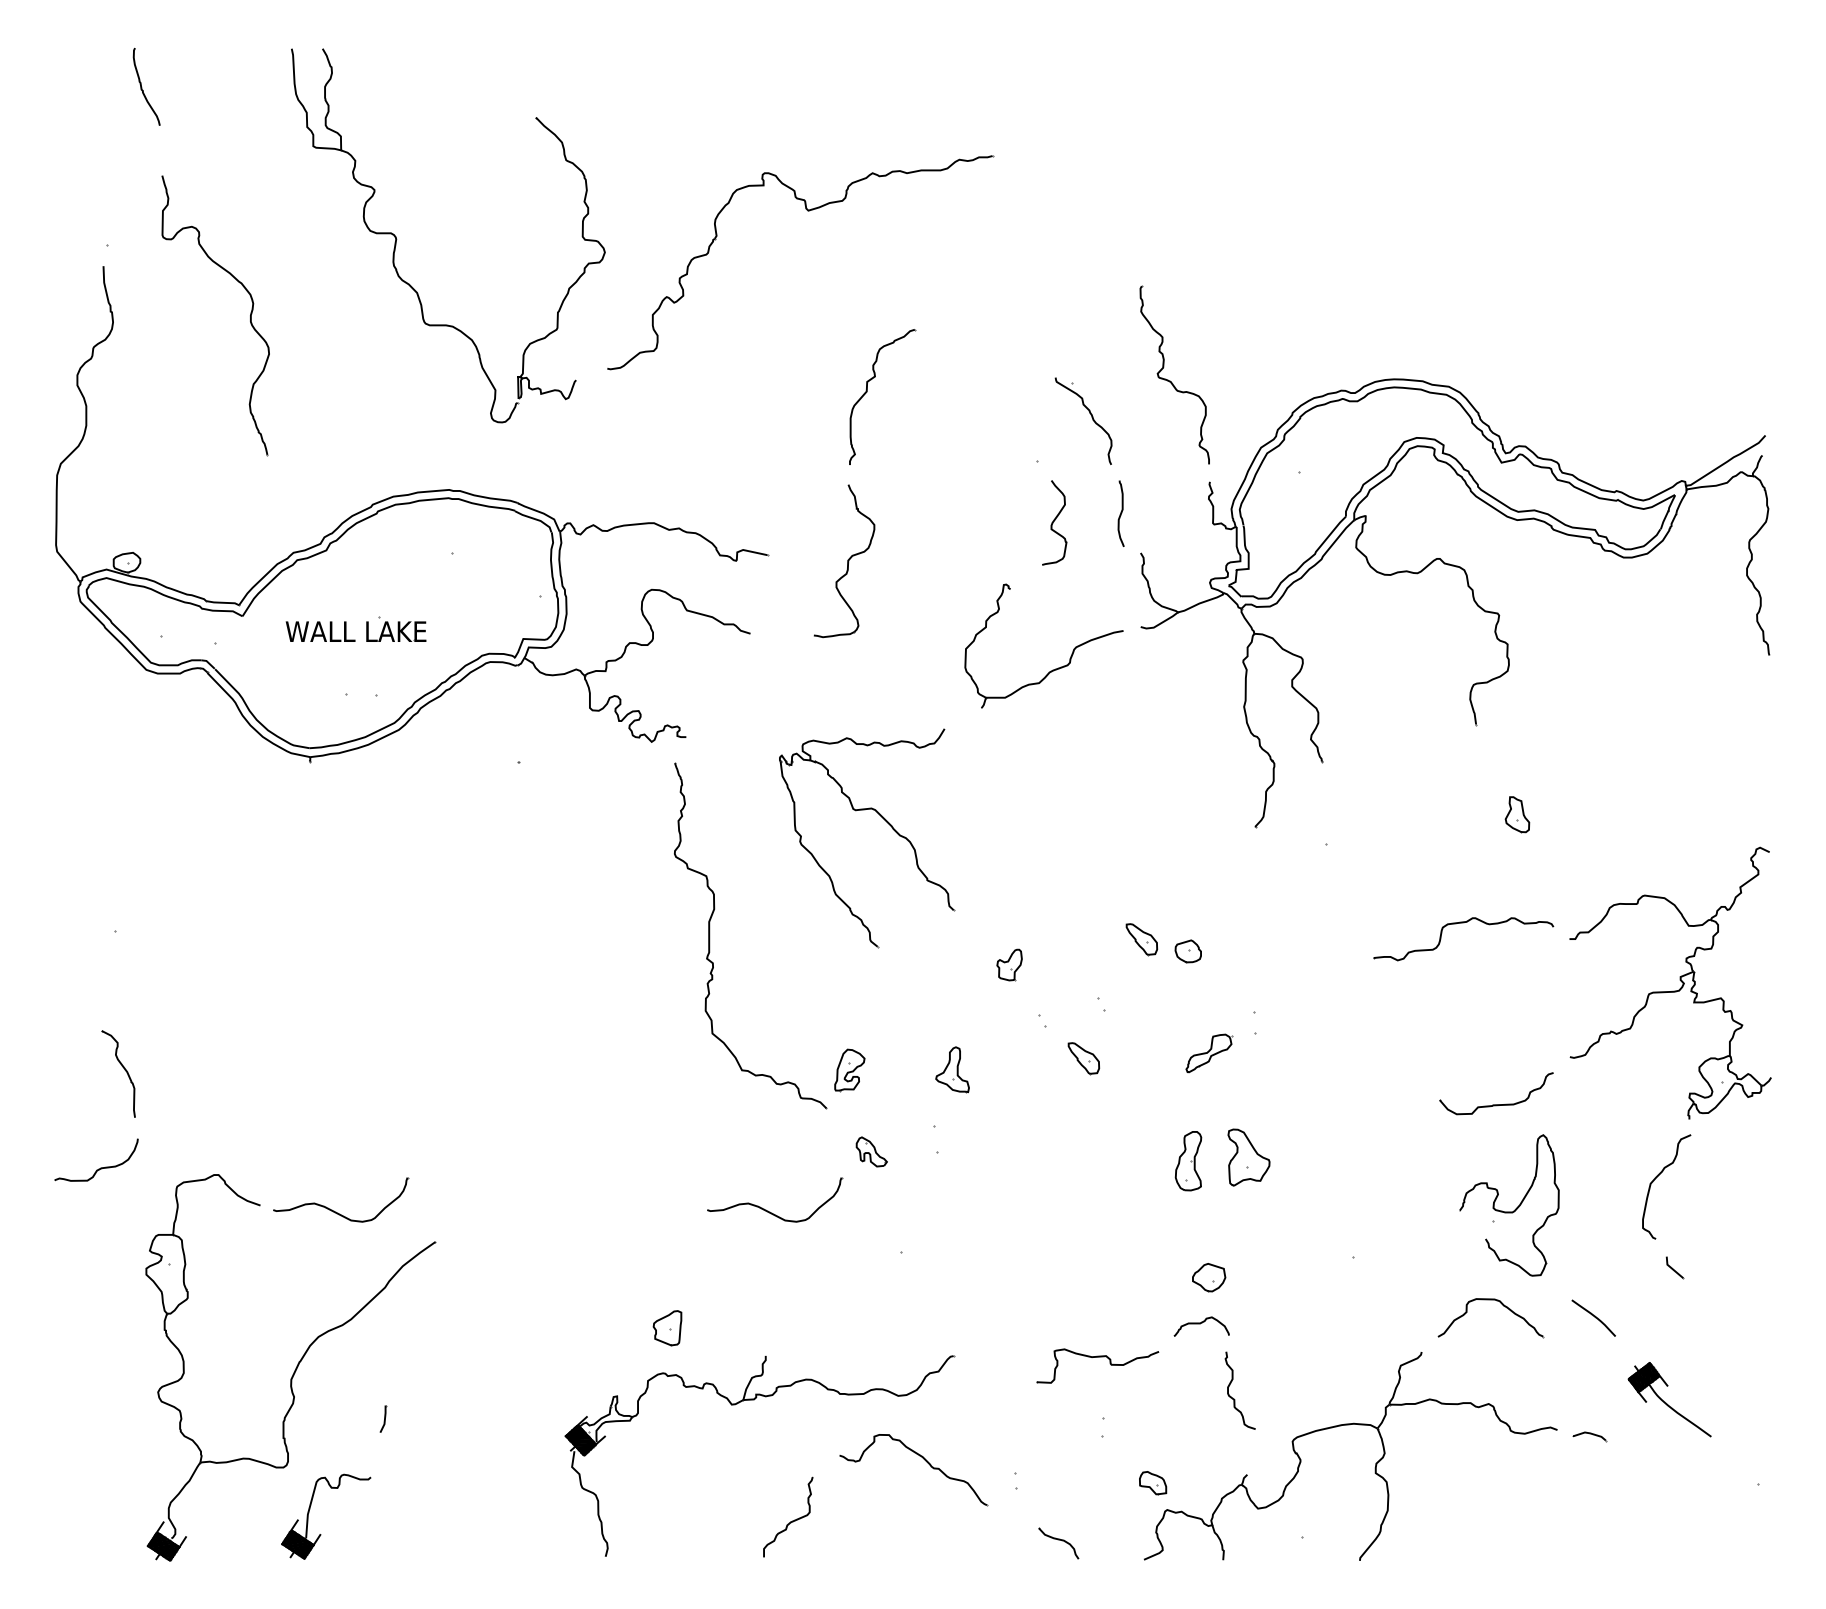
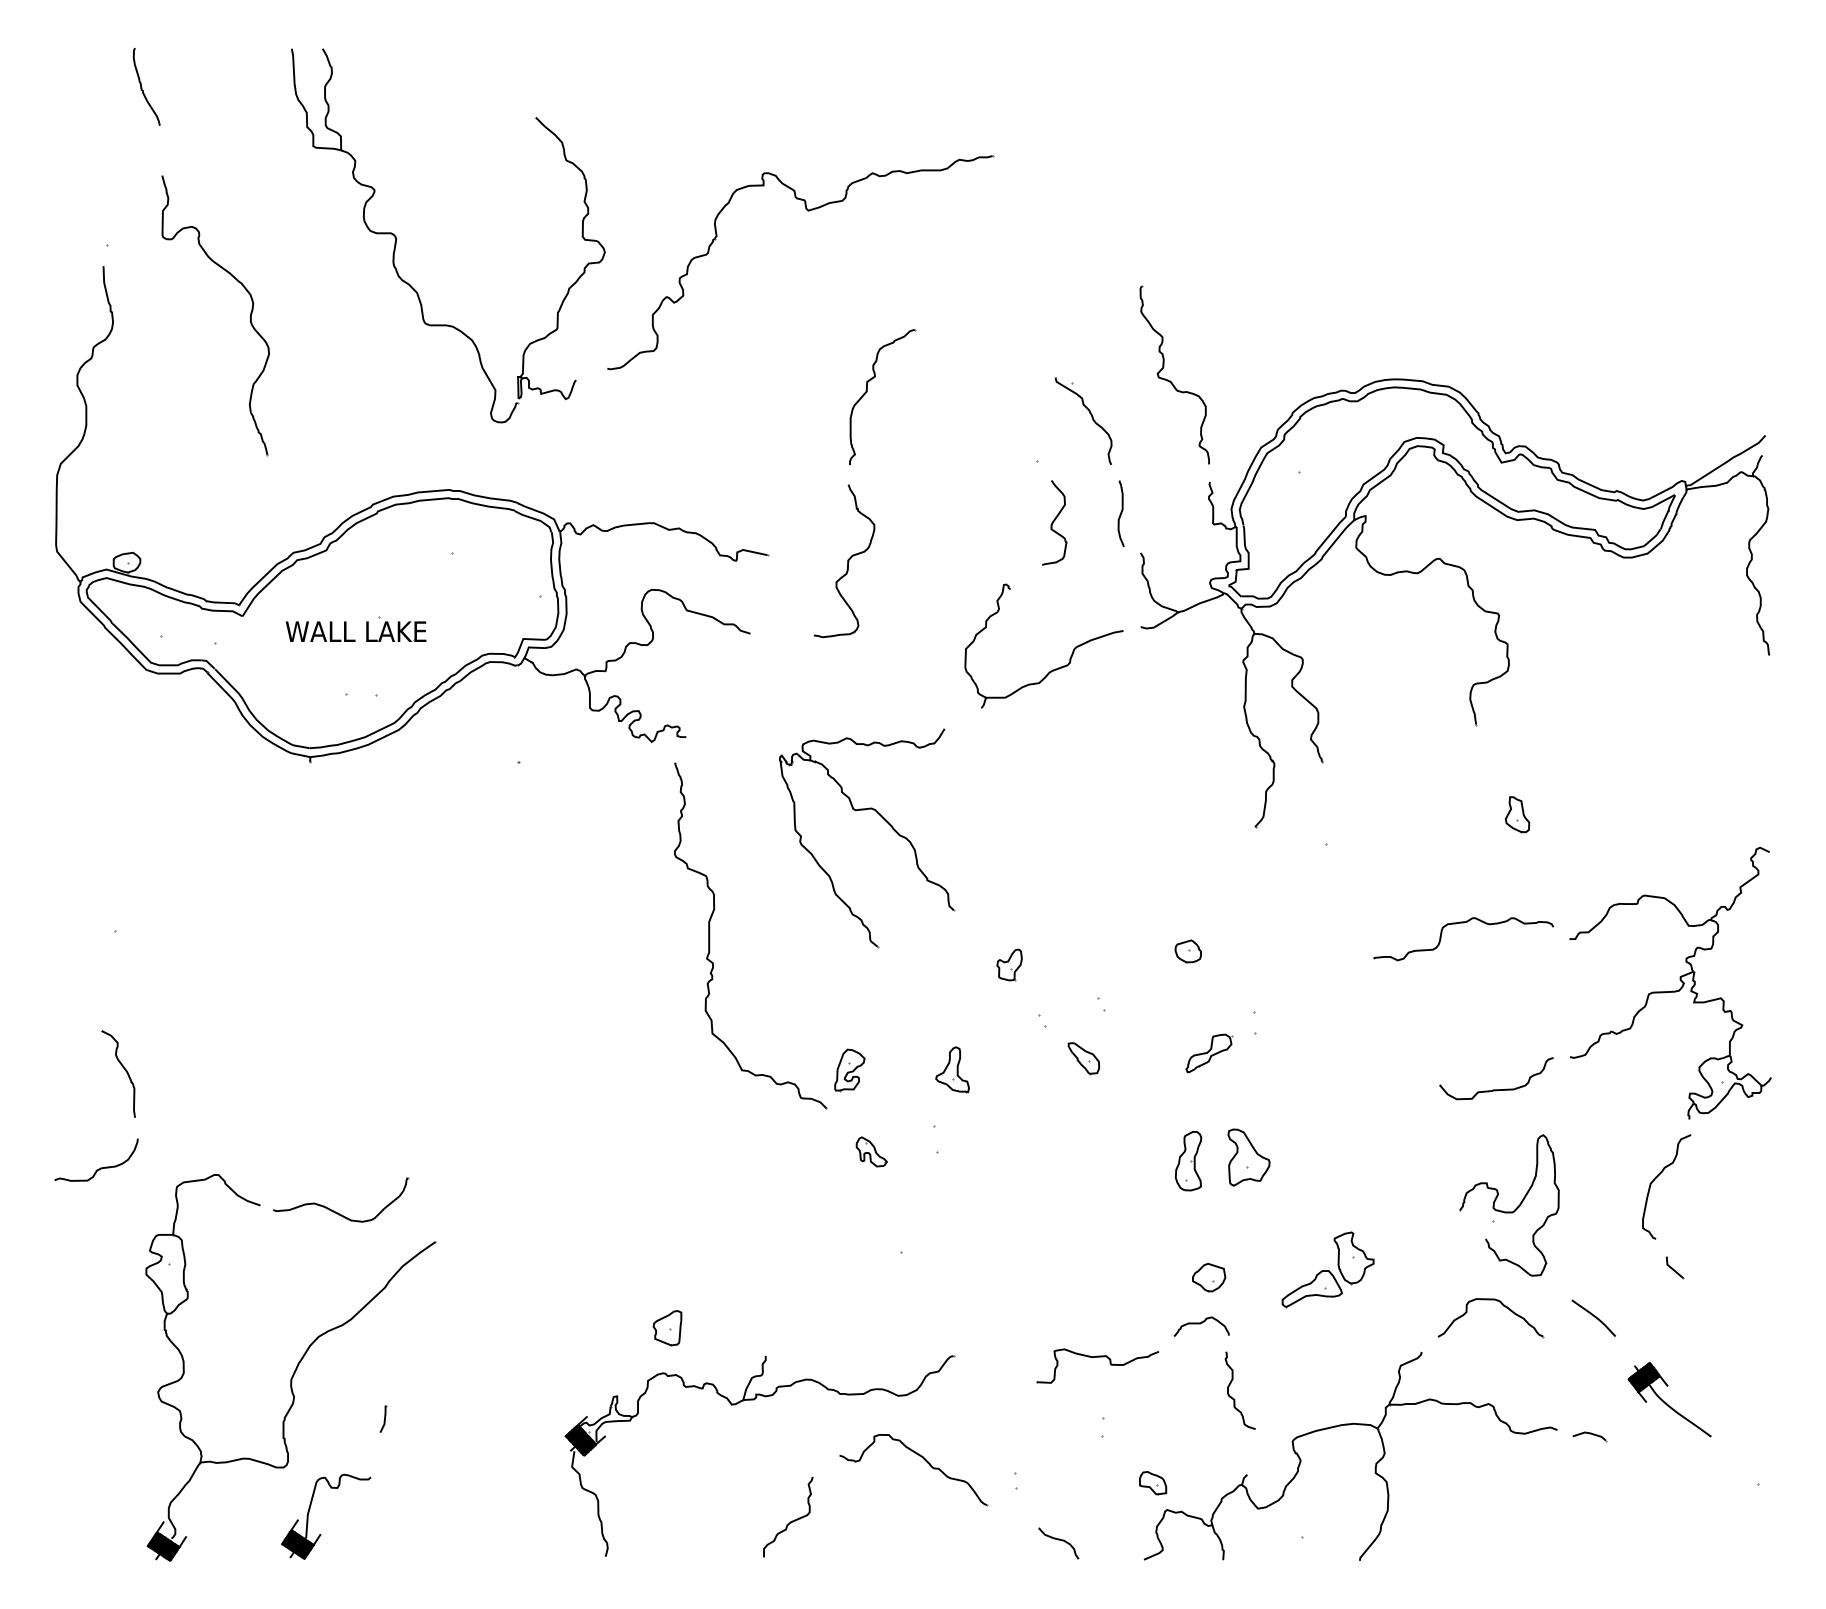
part: present -> none (1141, 939)
part position: (1496, 1104) -> (1496, 1089) (1496, 1089)
part: present -> none (770, 1211)
part: none -> present (1327, 1269)
